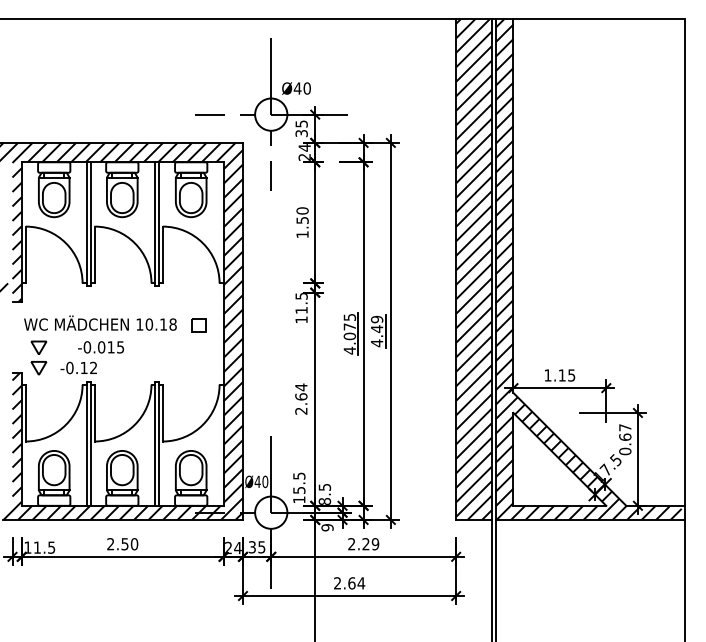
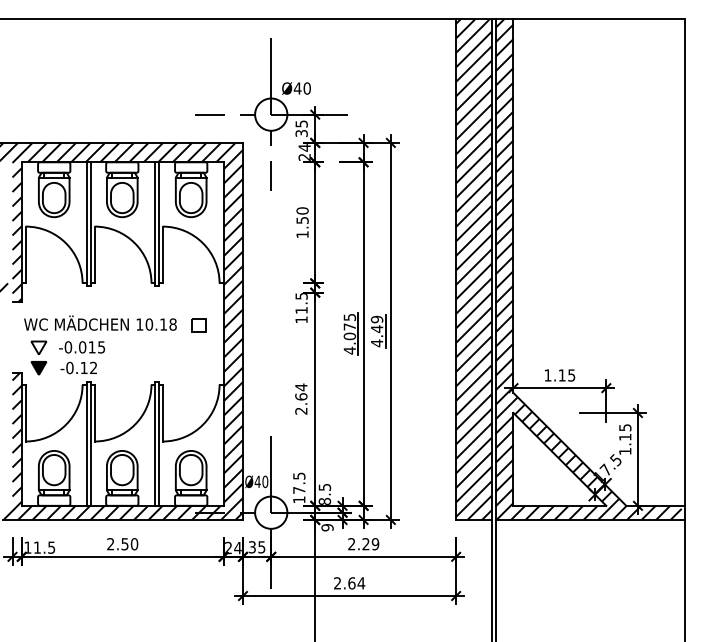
text position: (101, 347) -> (82, 347) (82, 347)
fill: none -> present (38, 368)
text: 0.67 -> 1.15 (625, 439)
text: 15.5 -> 17.5 (299, 490)
